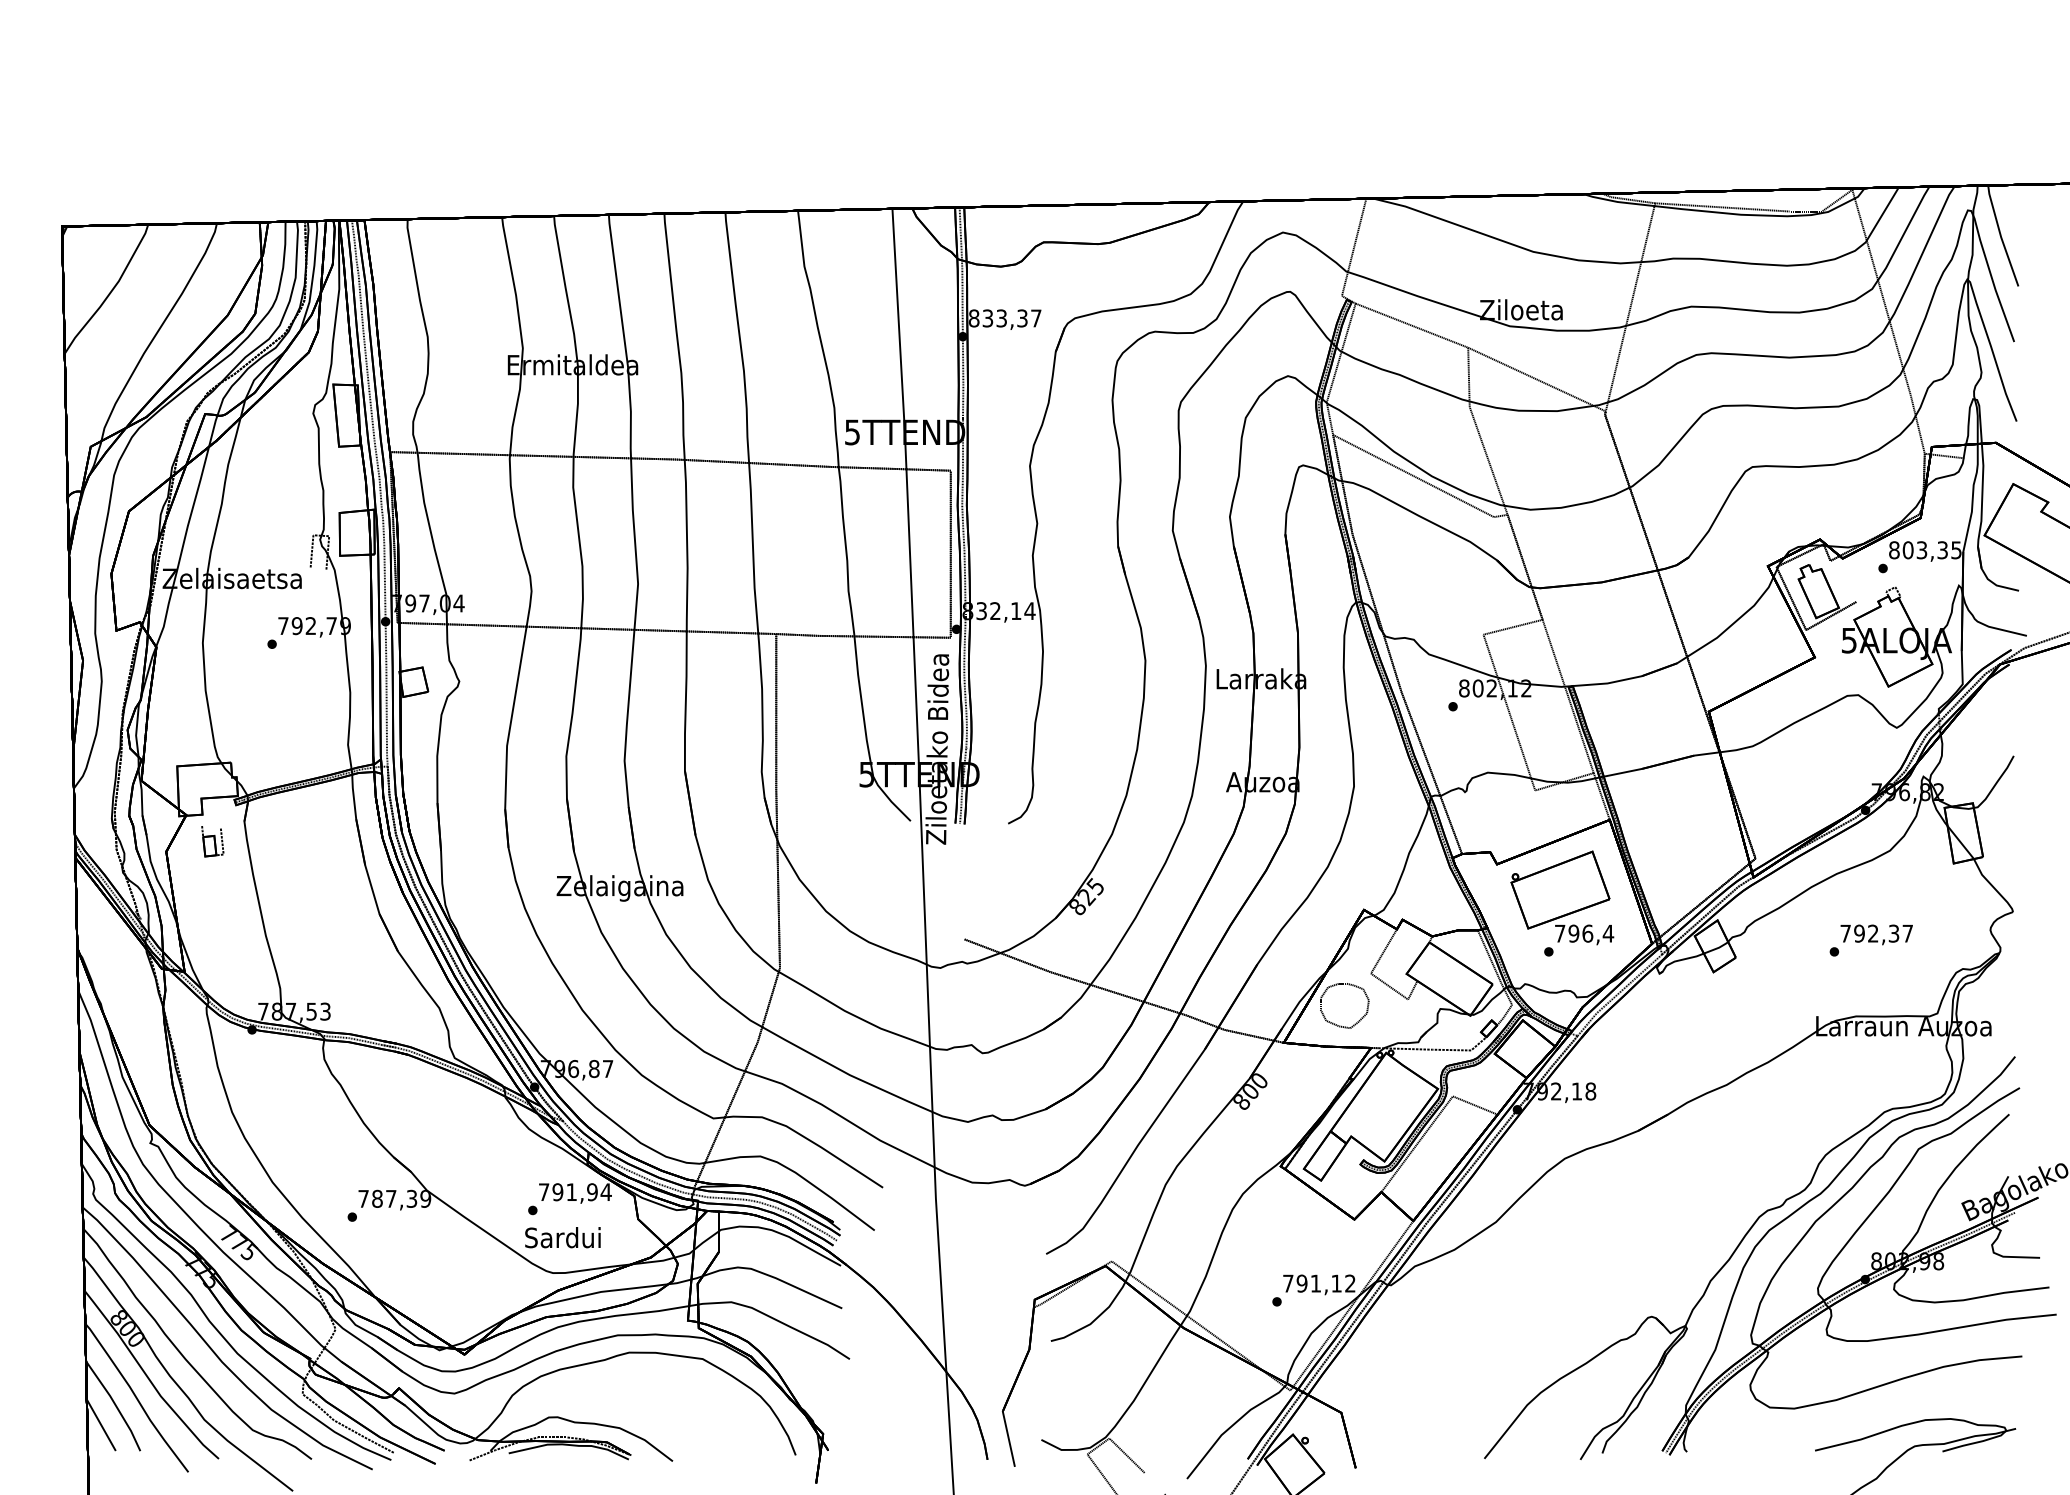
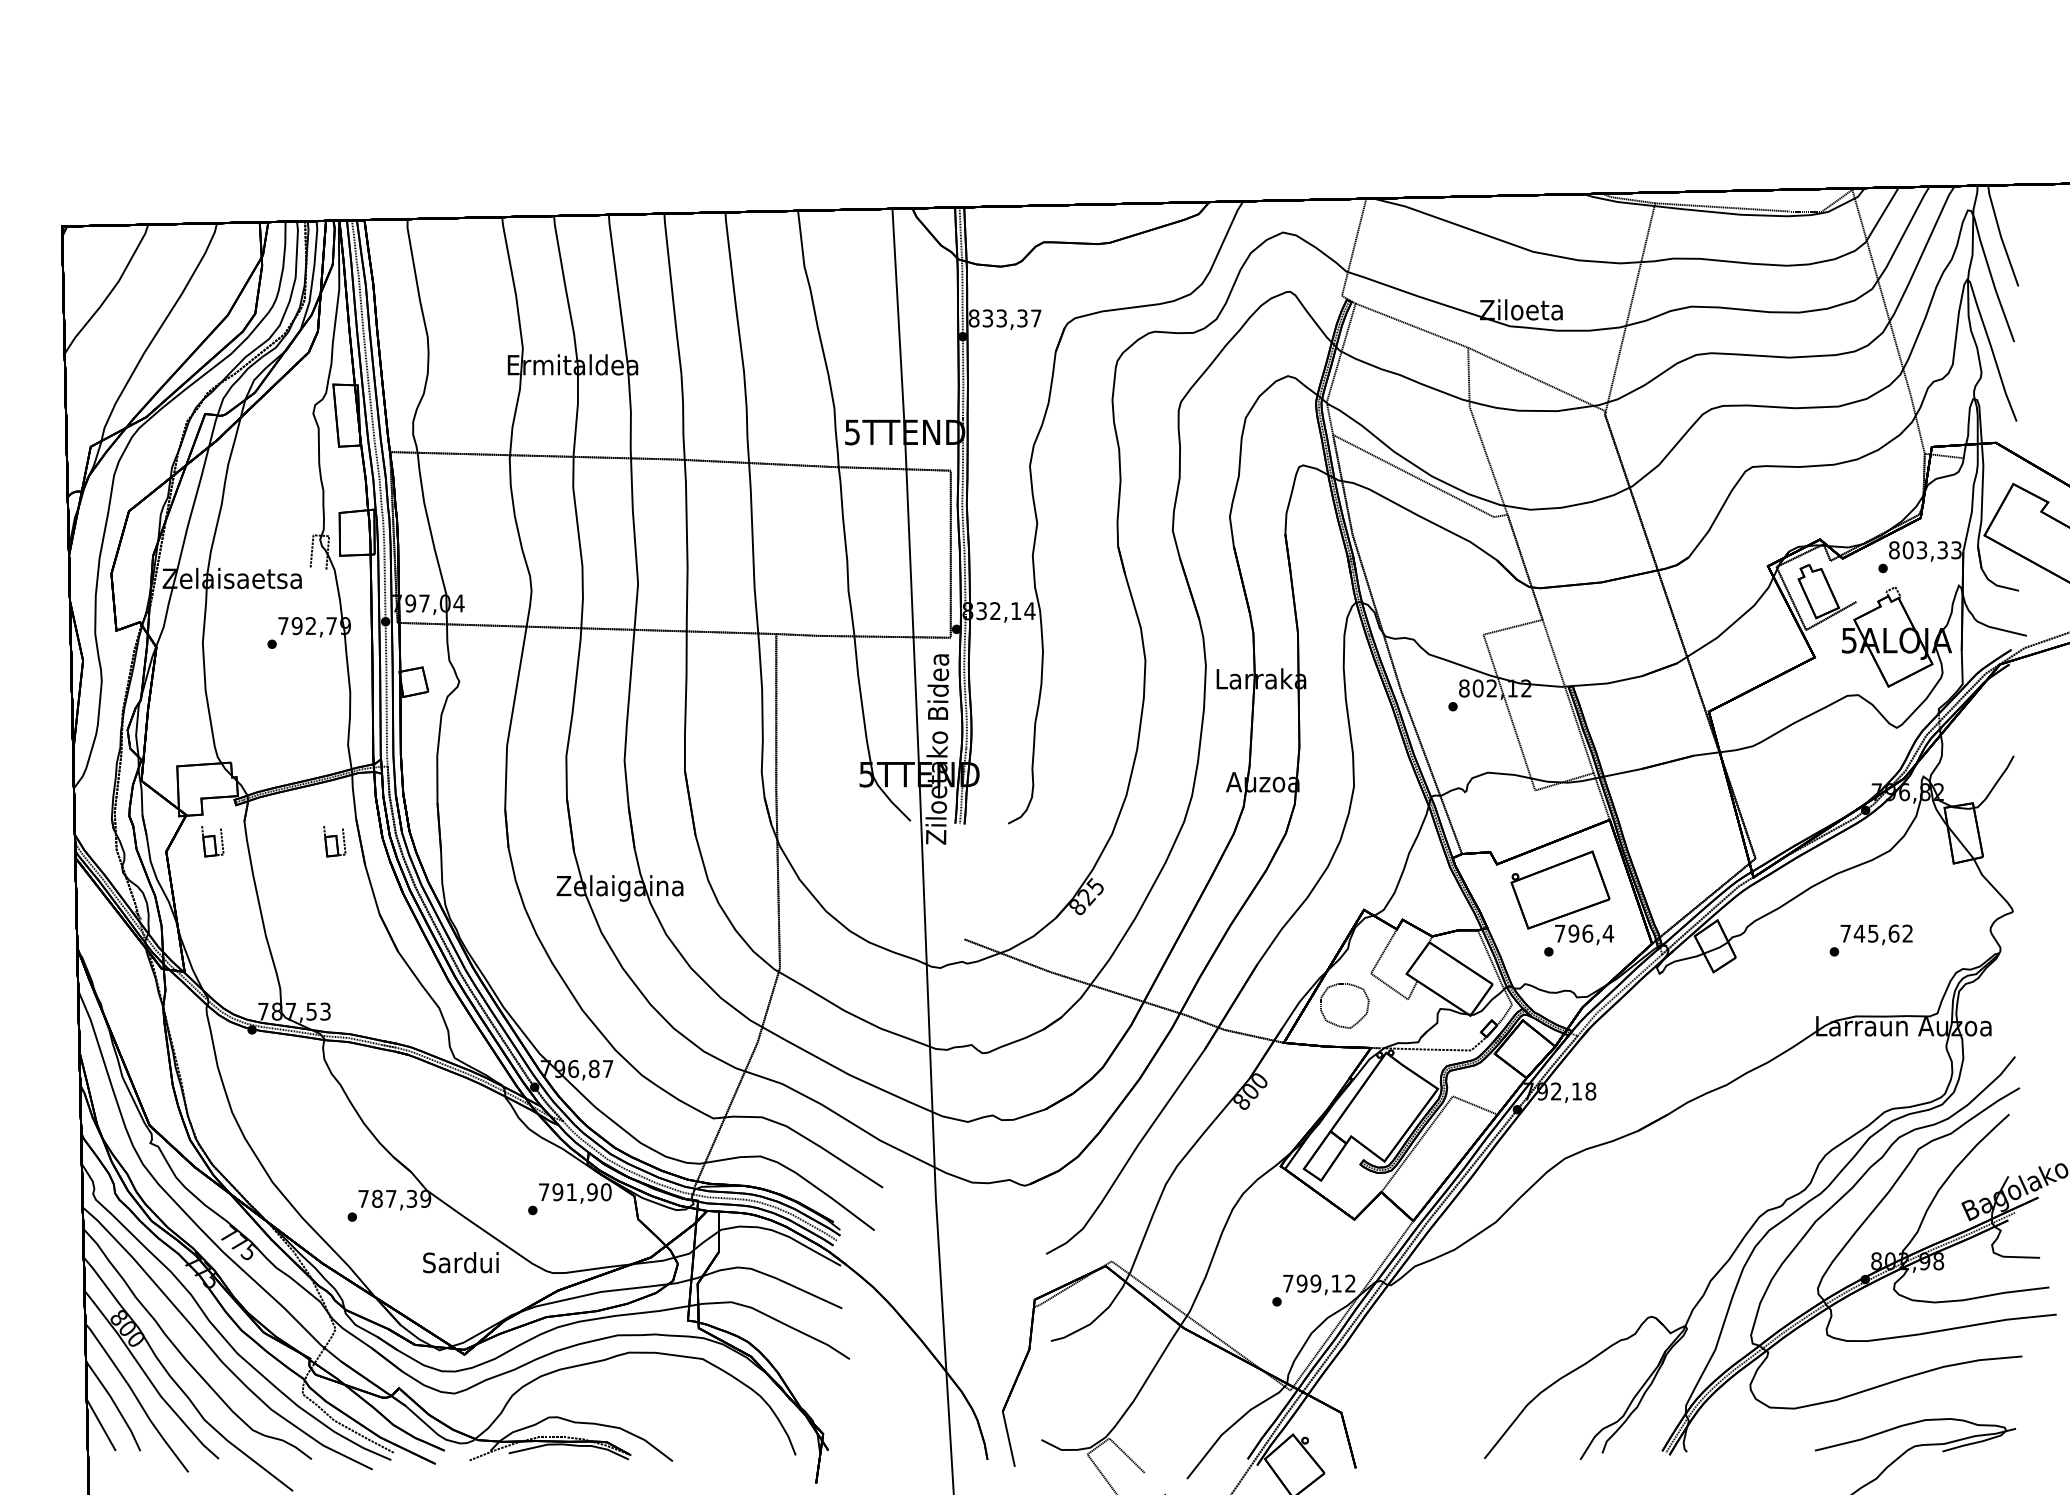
text: 803,35 -> 803,33 (1956, 549)
part: none -> present (334, 841)
text: 792,37 -> 745,62 (1882, 933)
text: 791,94 -> 791,90 (605, 1192)
text position: (562, 1237) -> (460, 1262) (460, 1262)
text: 791,12 -> 799,12 (1315, 1283)
